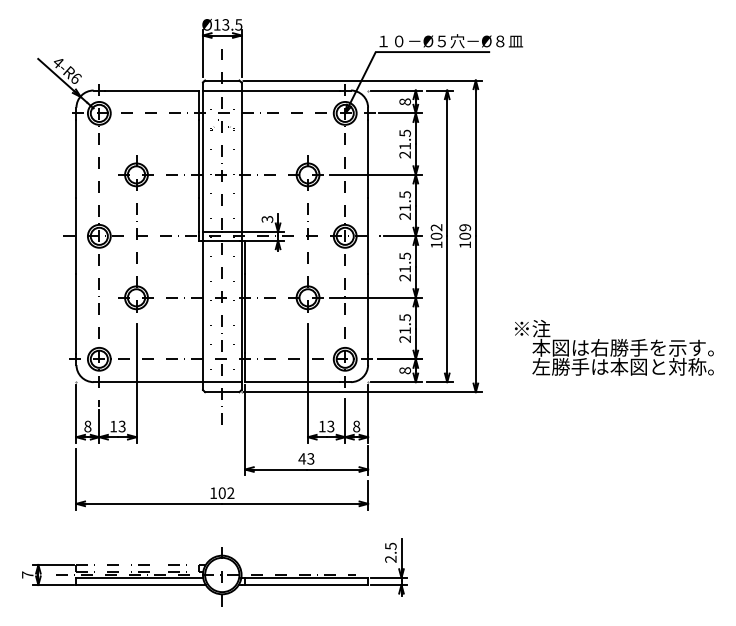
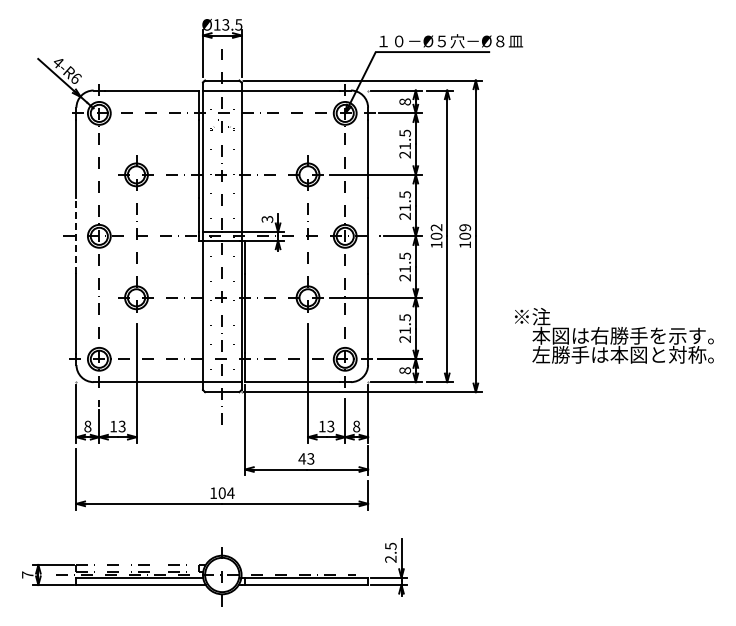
line: solid -> dashed (76, 236)
text position: (614, 347) -> (614, 335) (614, 335)
text: 102 -> 104 (230, 492)
